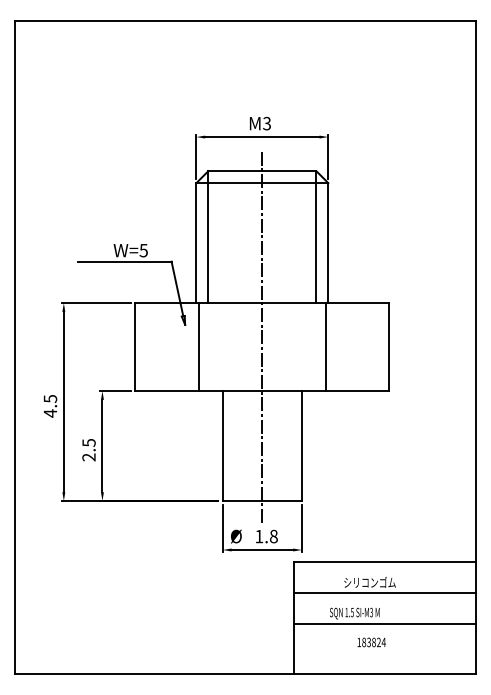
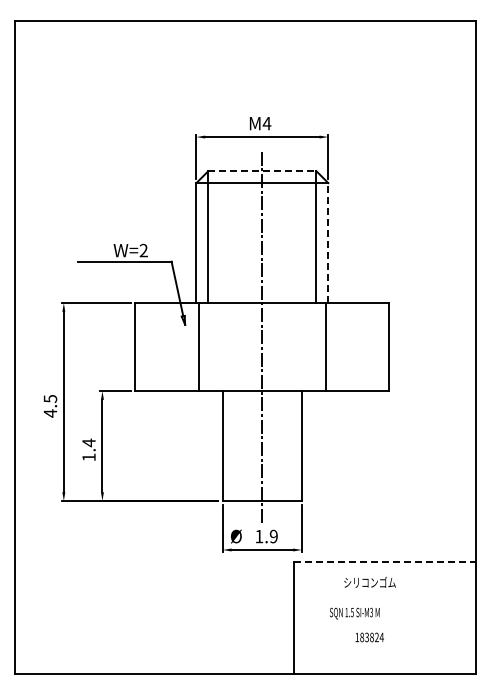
text: M3 -> M4 (266, 123)
line: solid -> dashed (262, 171)
line: solid -> dashed (328, 242)
text: W=5 -> W=2 (143, 250)
text: 2.5 -> 1.4 (88, 449)
text: 1.8 -> 1.9 (273, 536)
line: solid -> dashed (385, 562)
line: present -> none (385, 592)
line: present -> none (385, 623)
text position: (371, 642) -> (369, 637) (369, 637)
